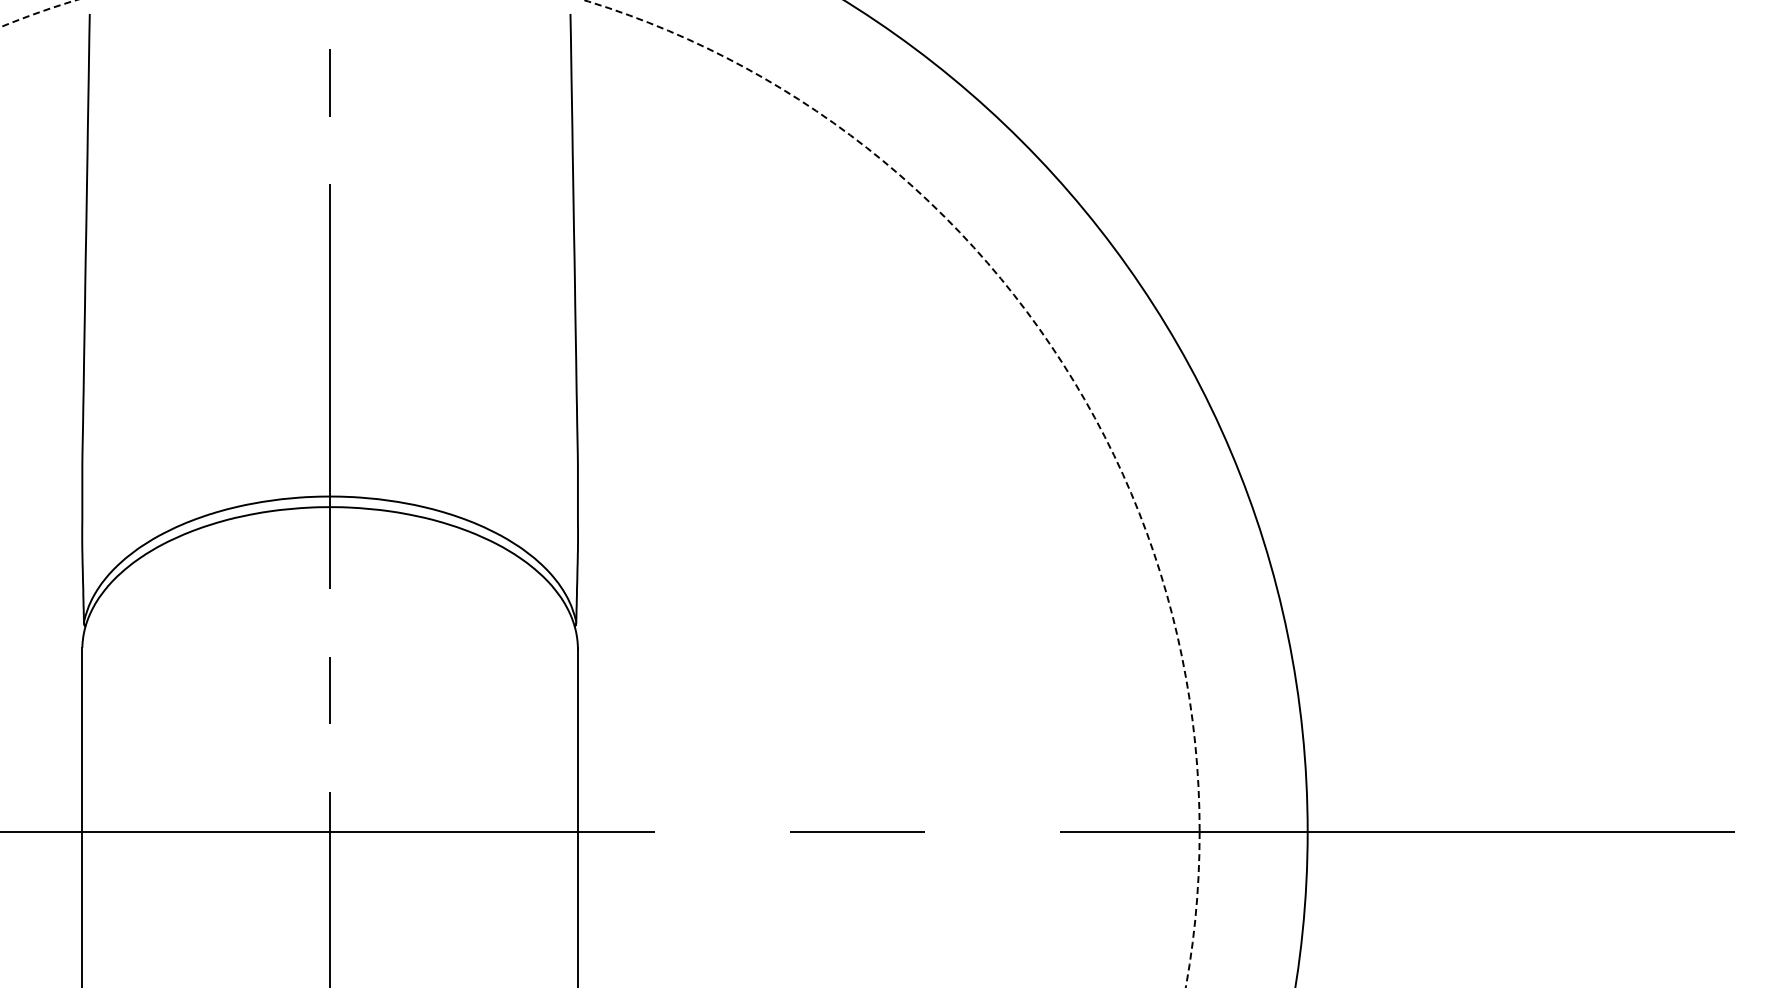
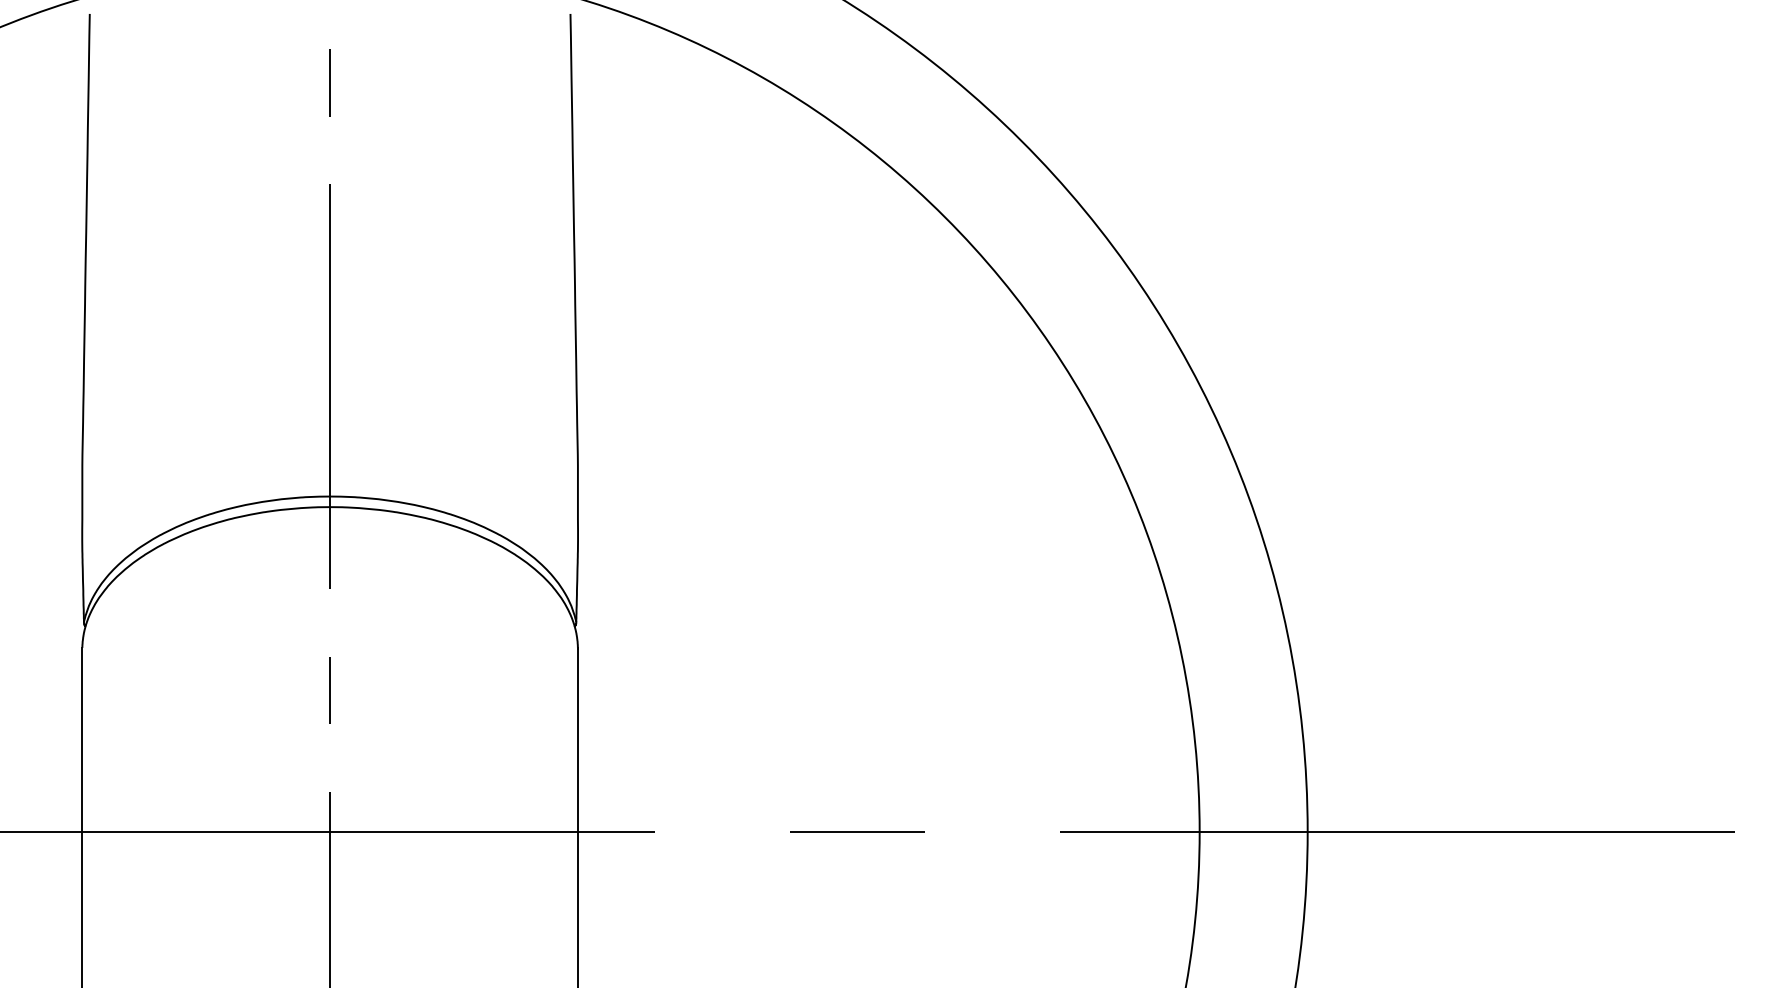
circle: dashed -> solid (599, 493)
